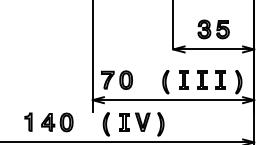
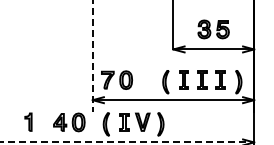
line: solid -> dashed (92, 55)
part position: (57, 122) -> (69, 122) (69, 122)
line: solid -> dashed (127, 142)
